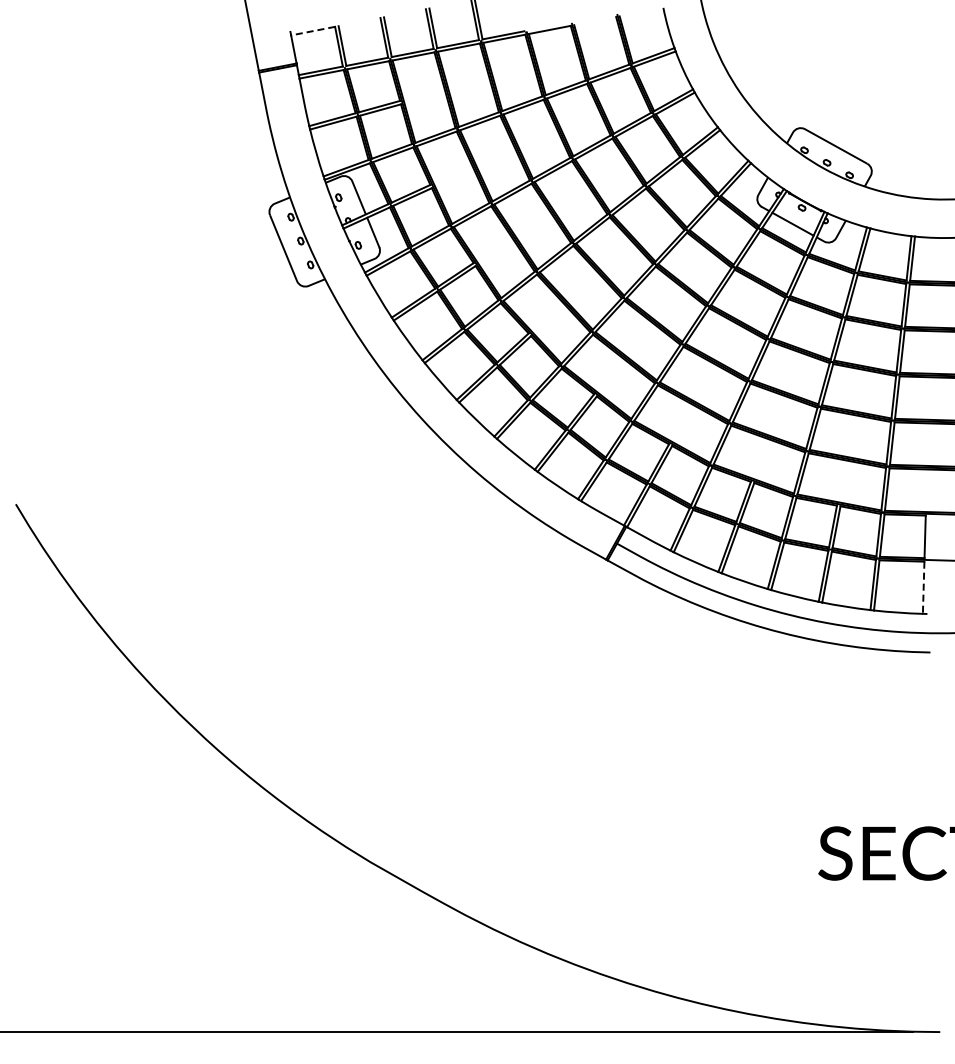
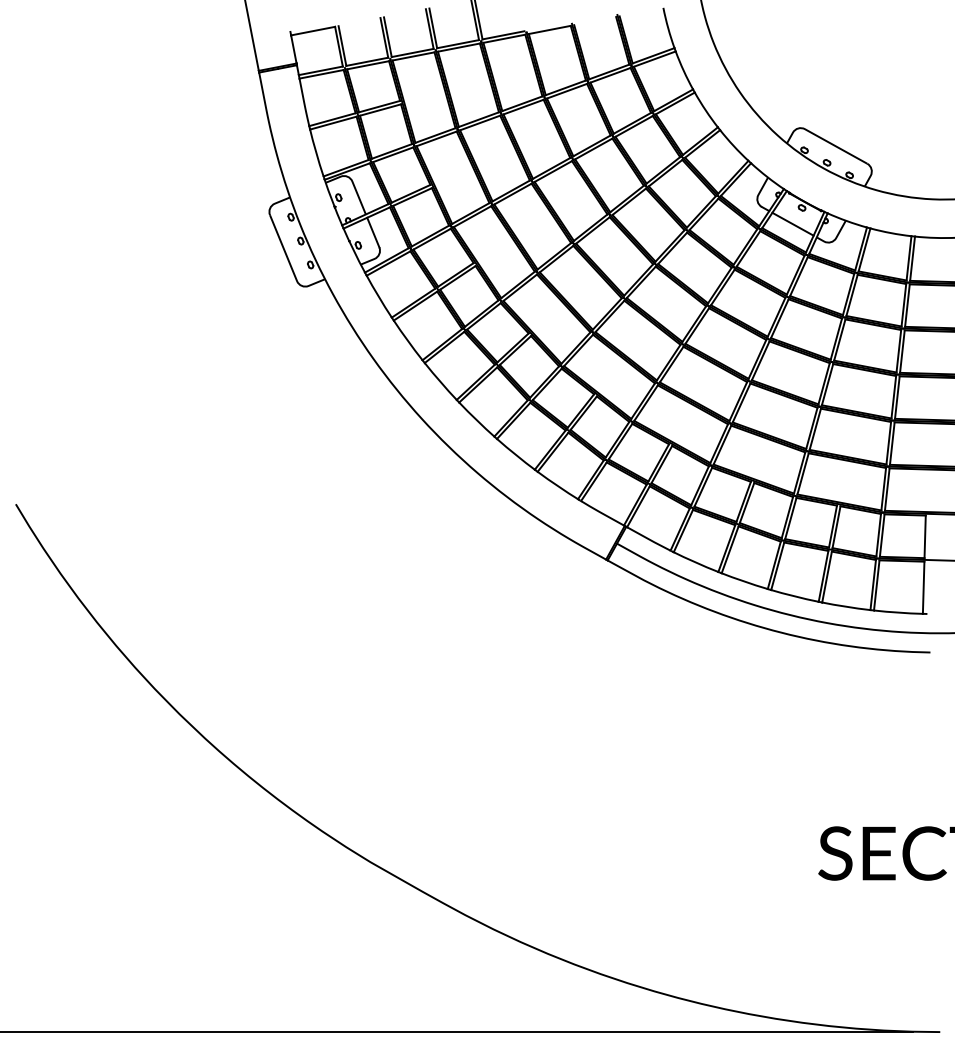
line: dashed -> solid (312, 31)
line: dashed -> solid (923, 588)
